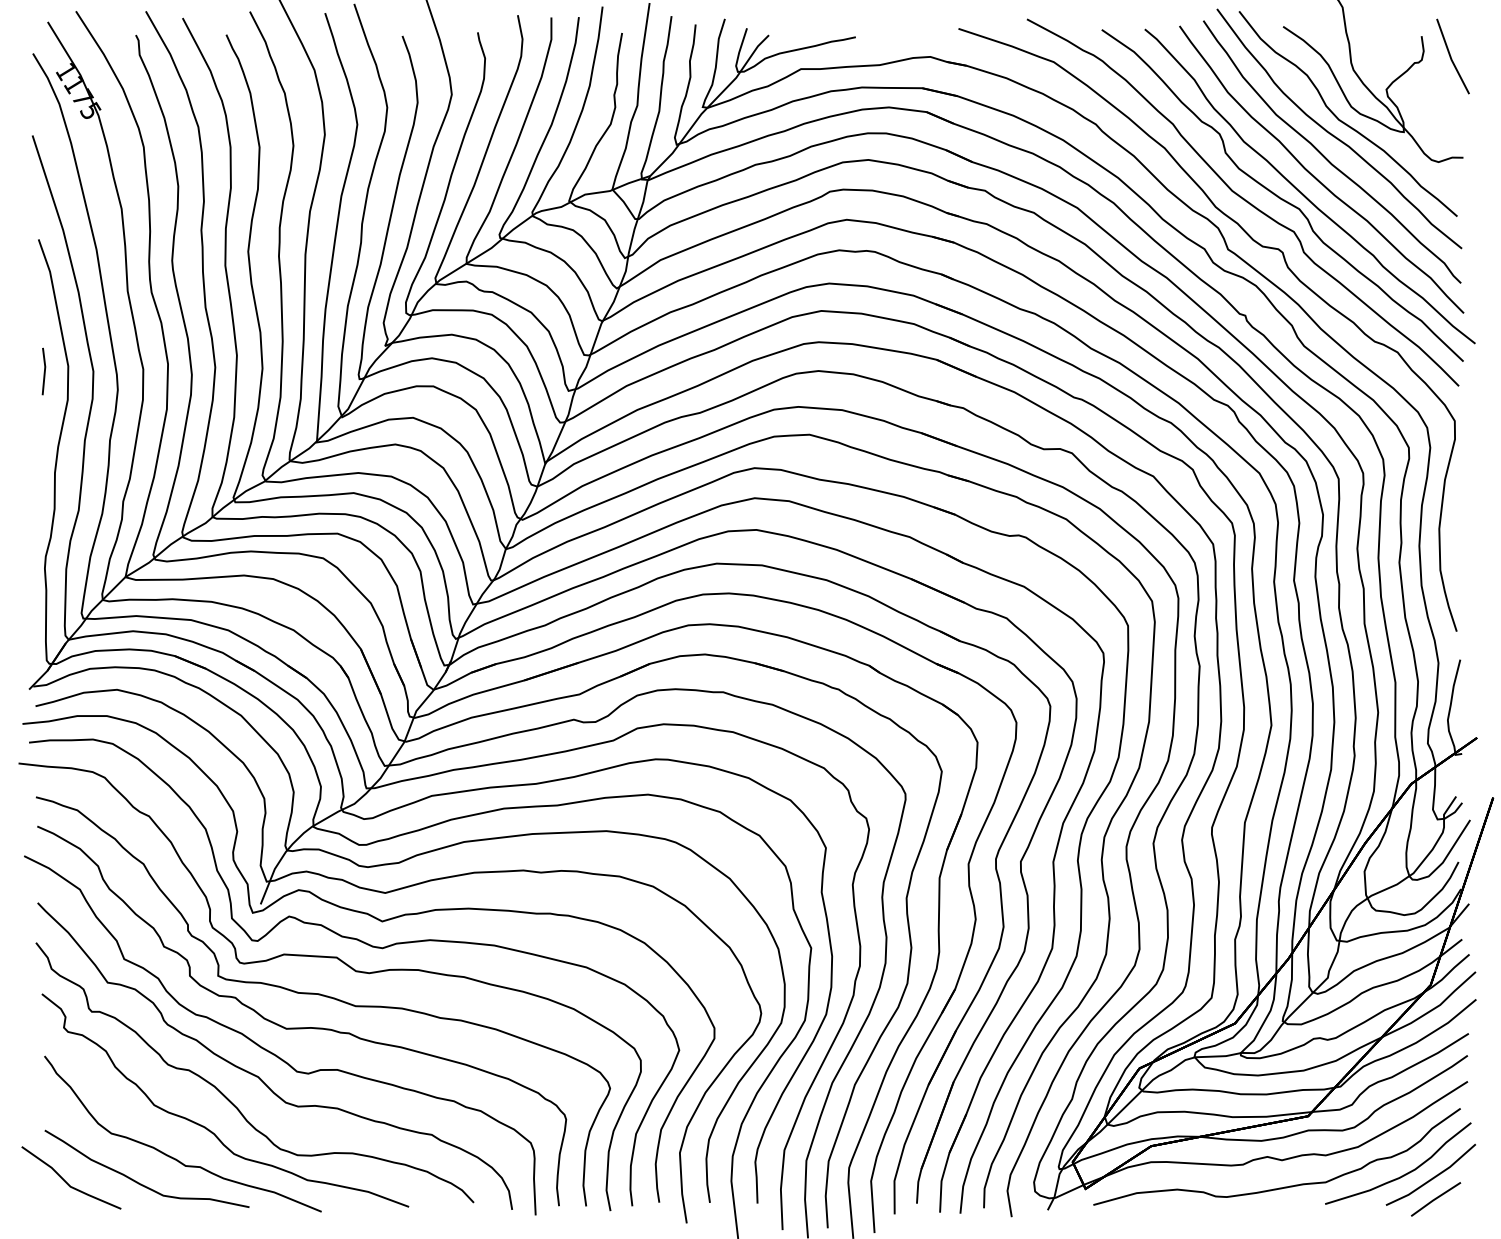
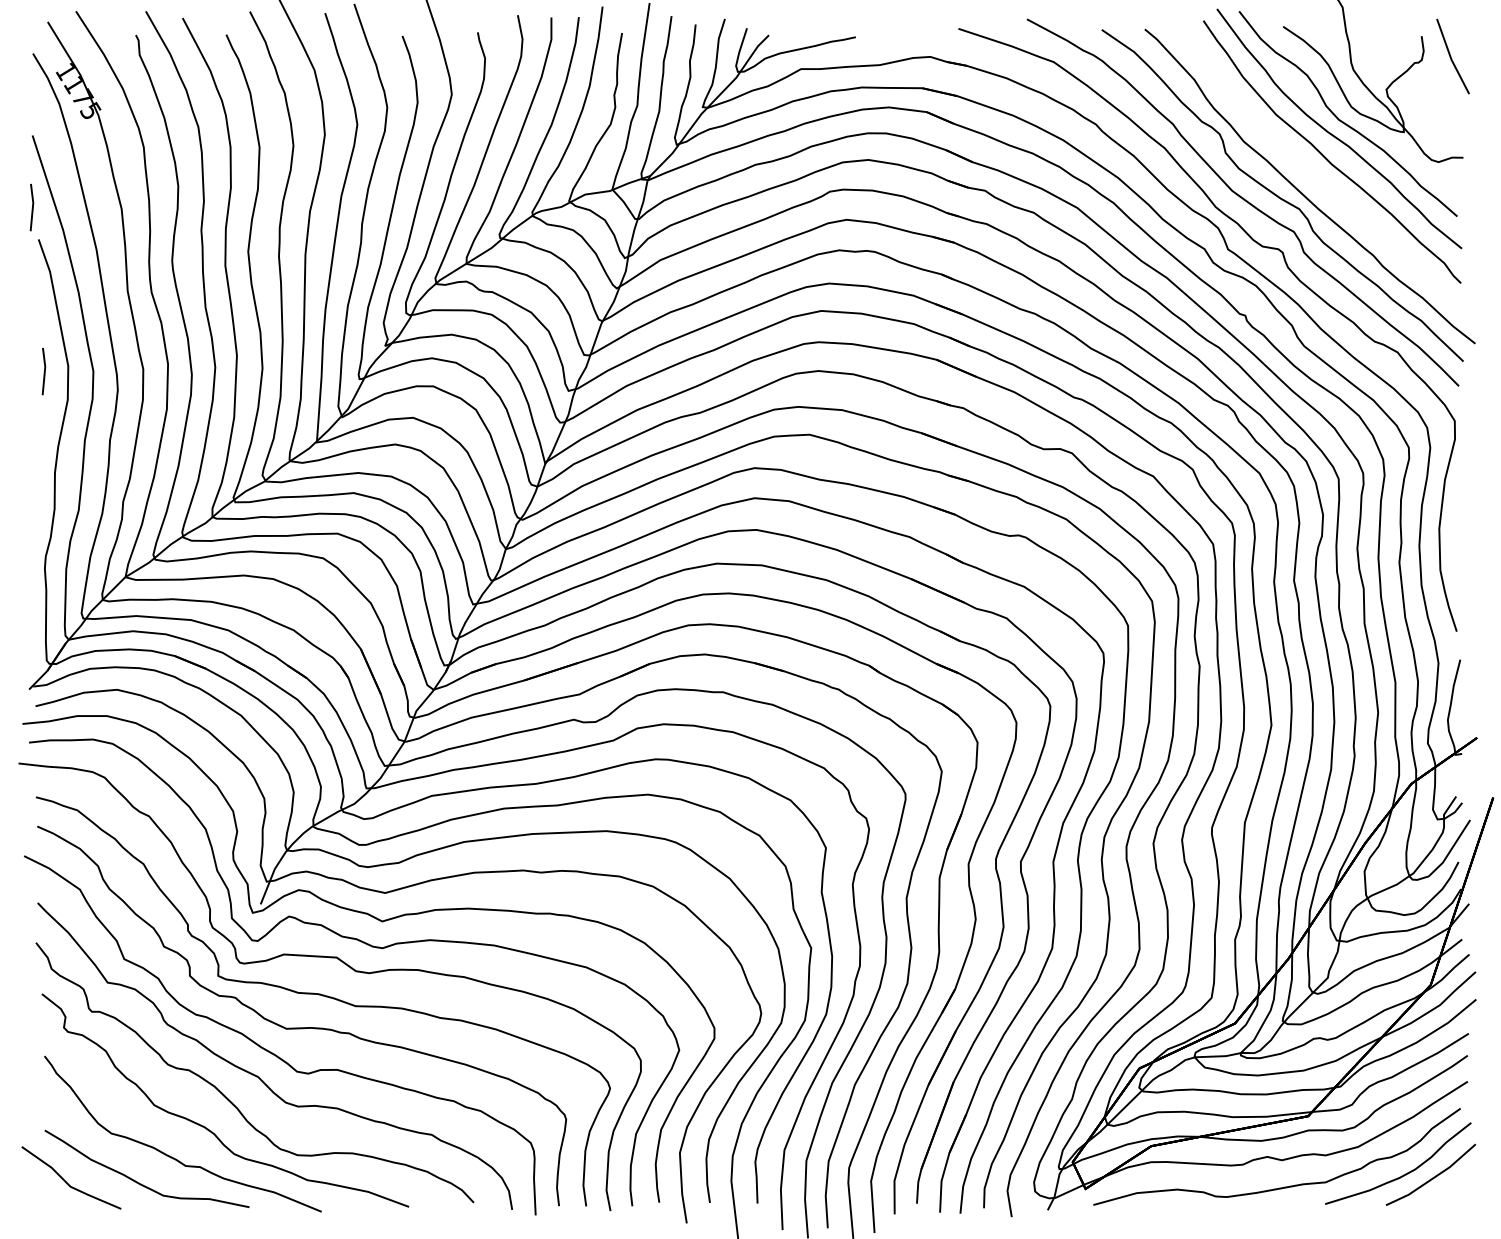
curve: present -> none (1314, 175)
line: none -> present (32, 207)
line: present -> none (1436, 1199)
